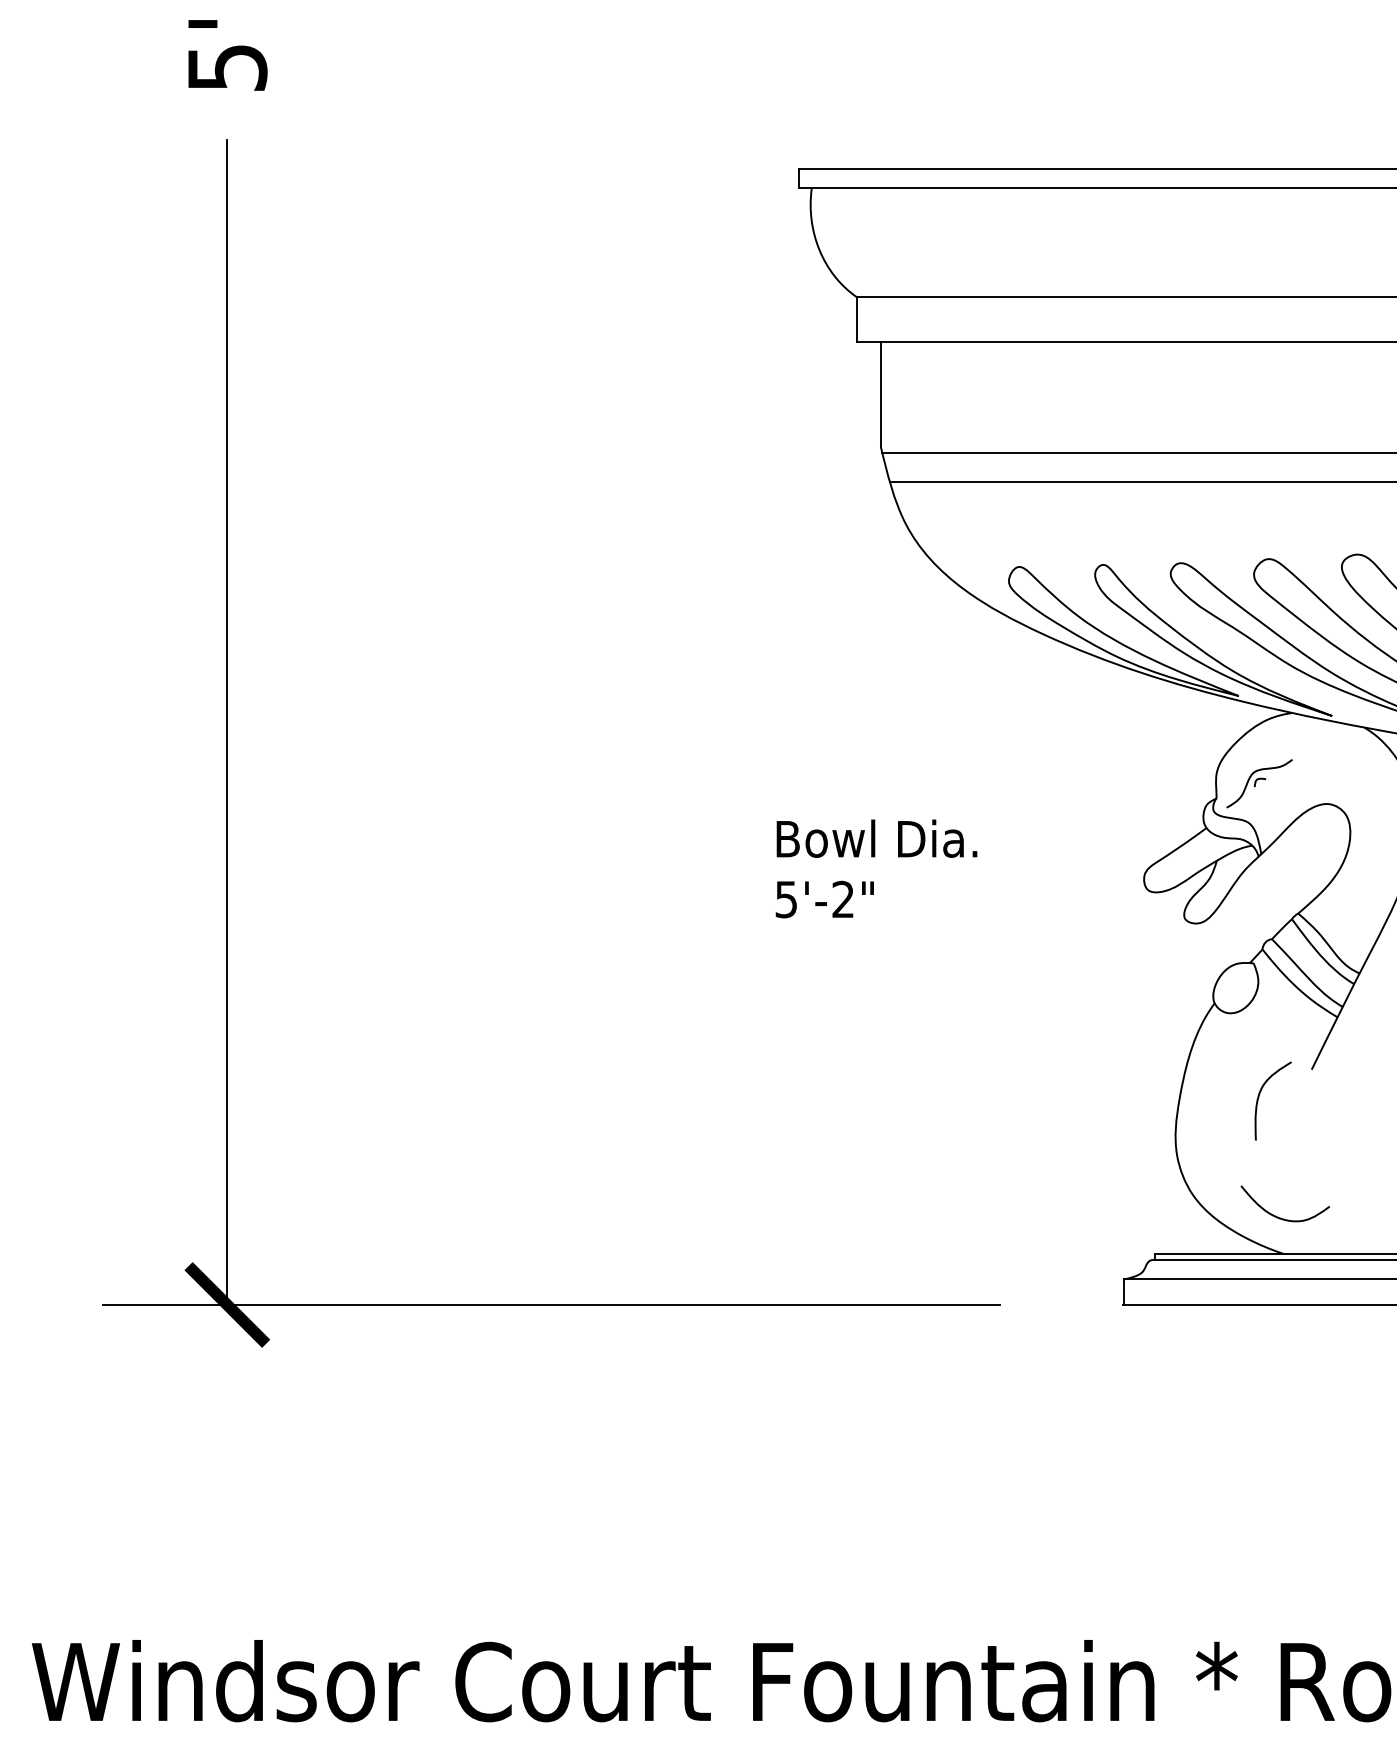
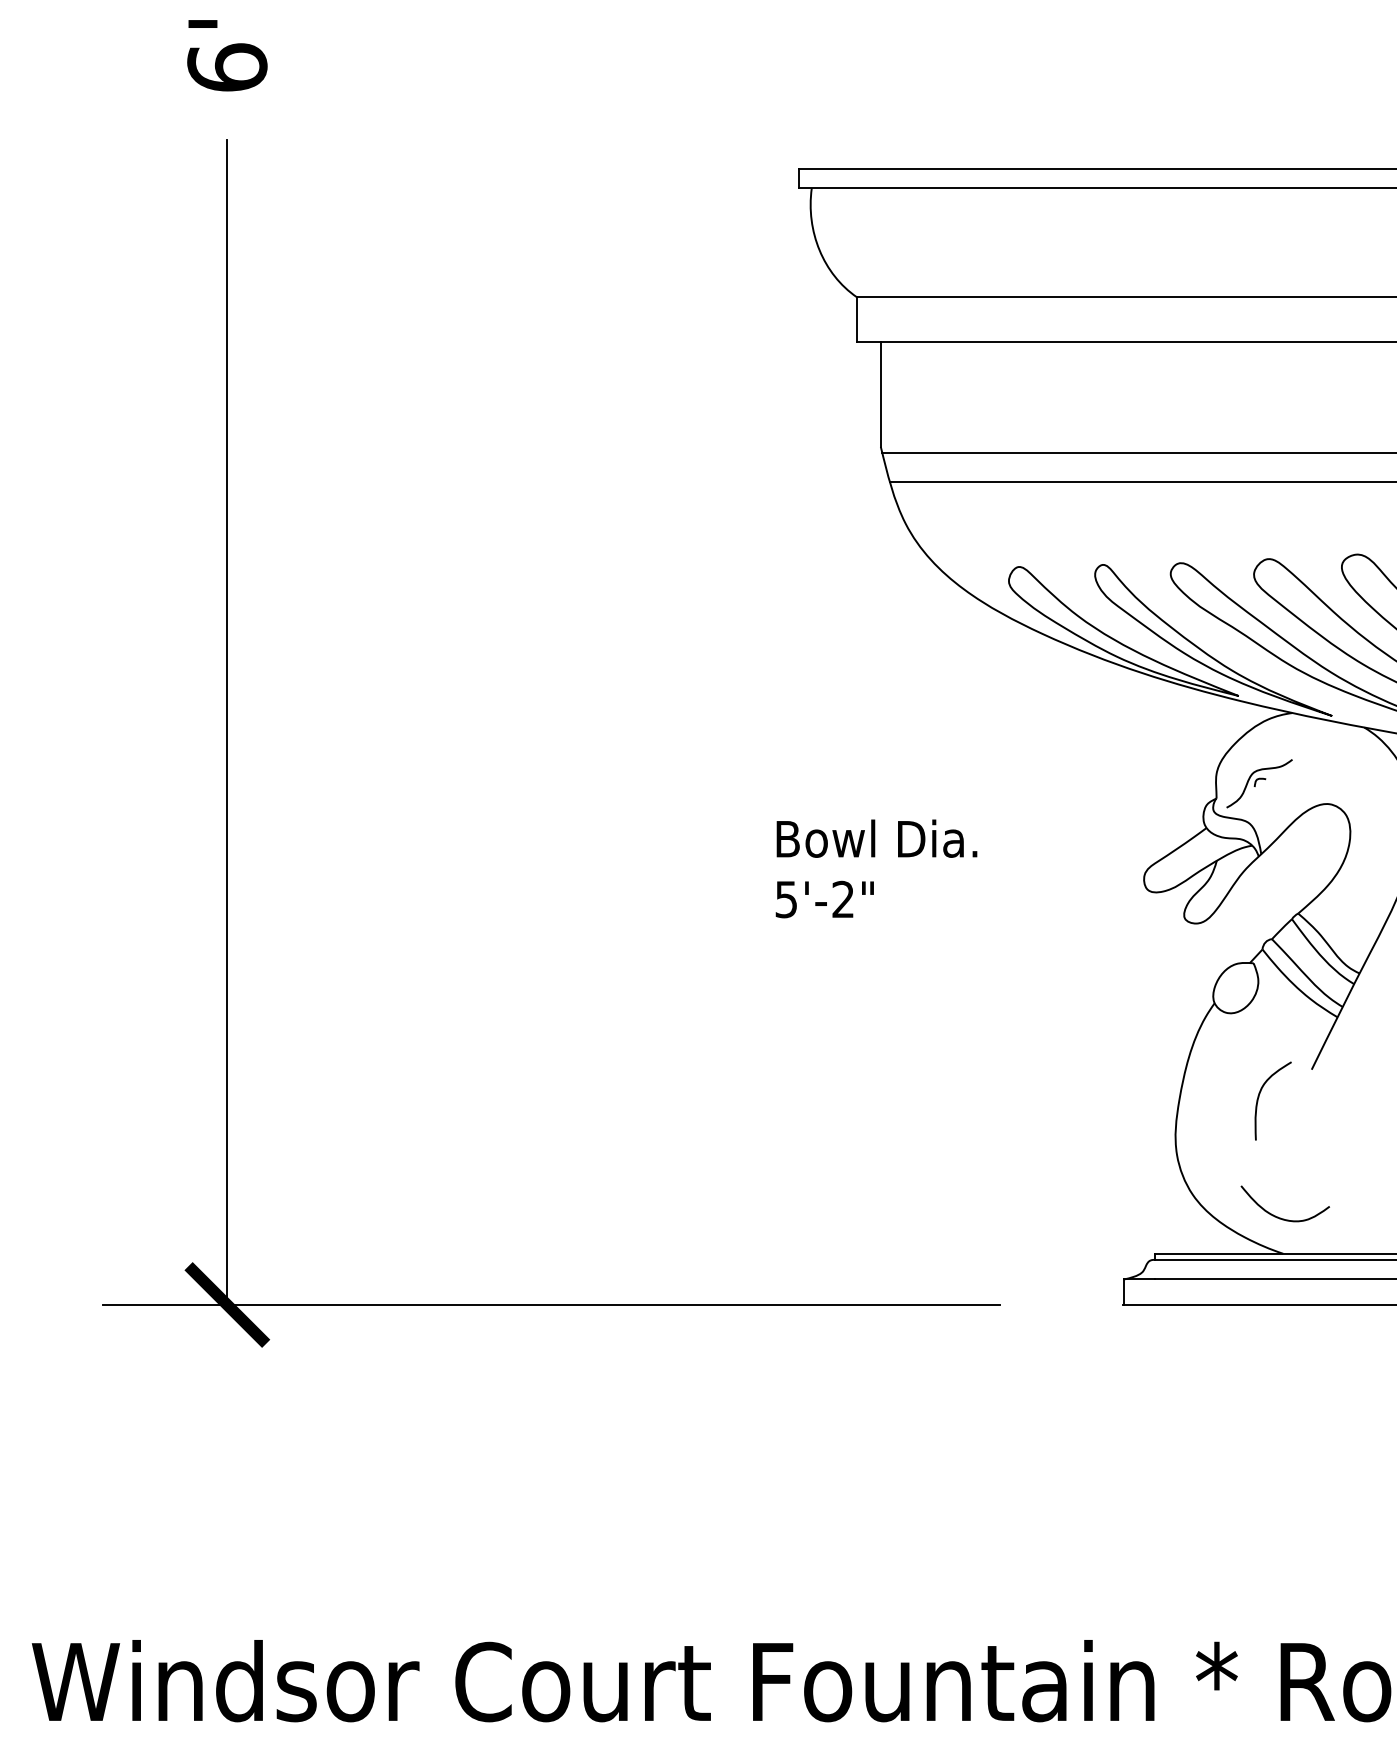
text: 5' -> 6' (227, 67)
